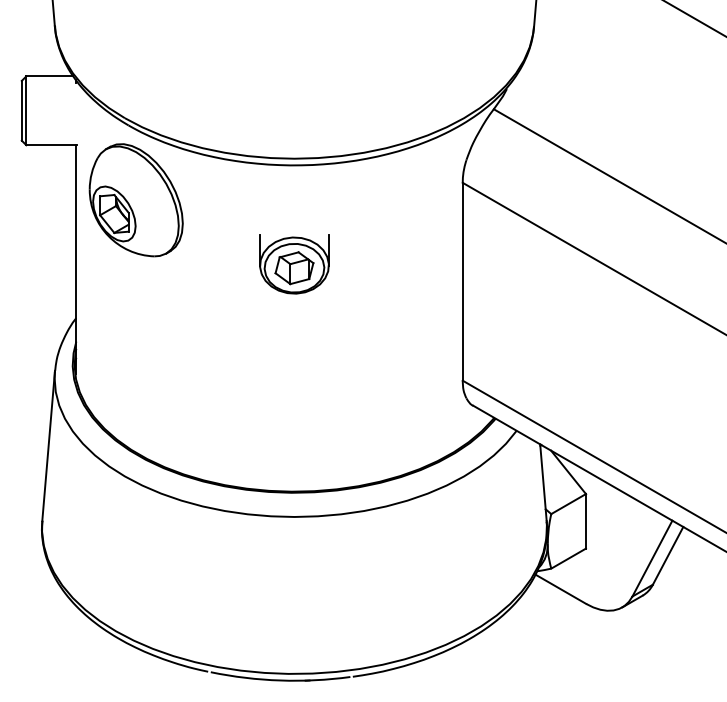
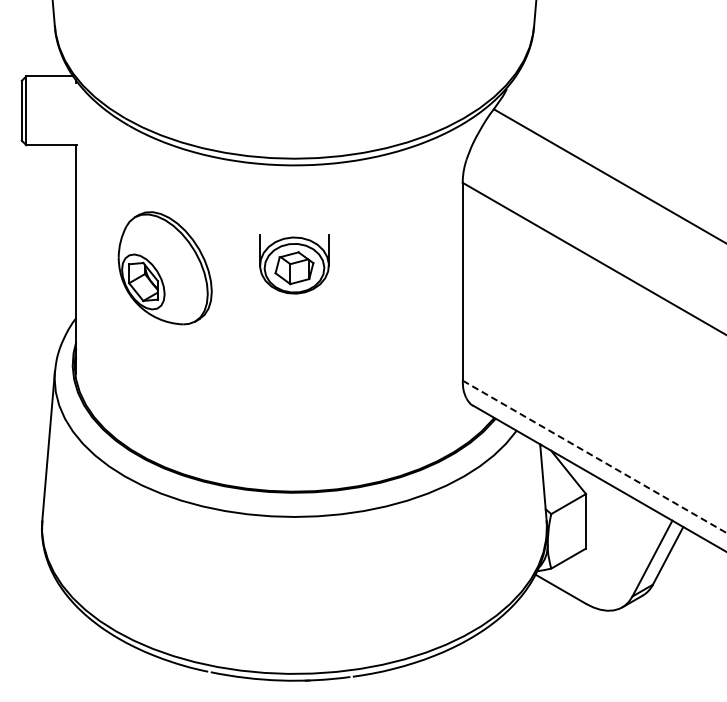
line: present -> none (694, 18)
part position: (135, 200) -> (164, 268) (164, 268)
line: solid -> dashed (595, 457)
